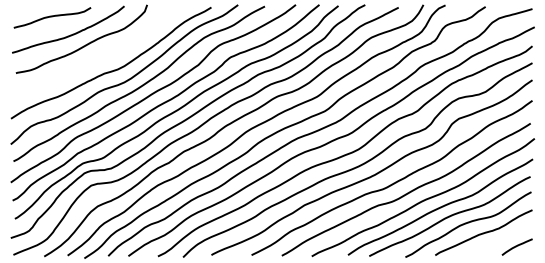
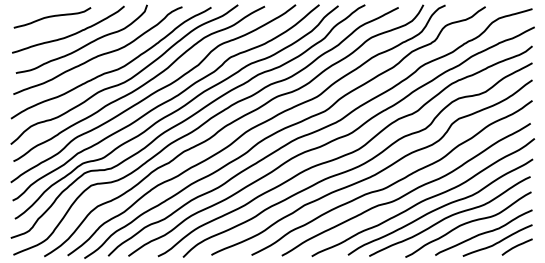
curve: none -> present (99, 54)
curve: none -> present (497, 241)
